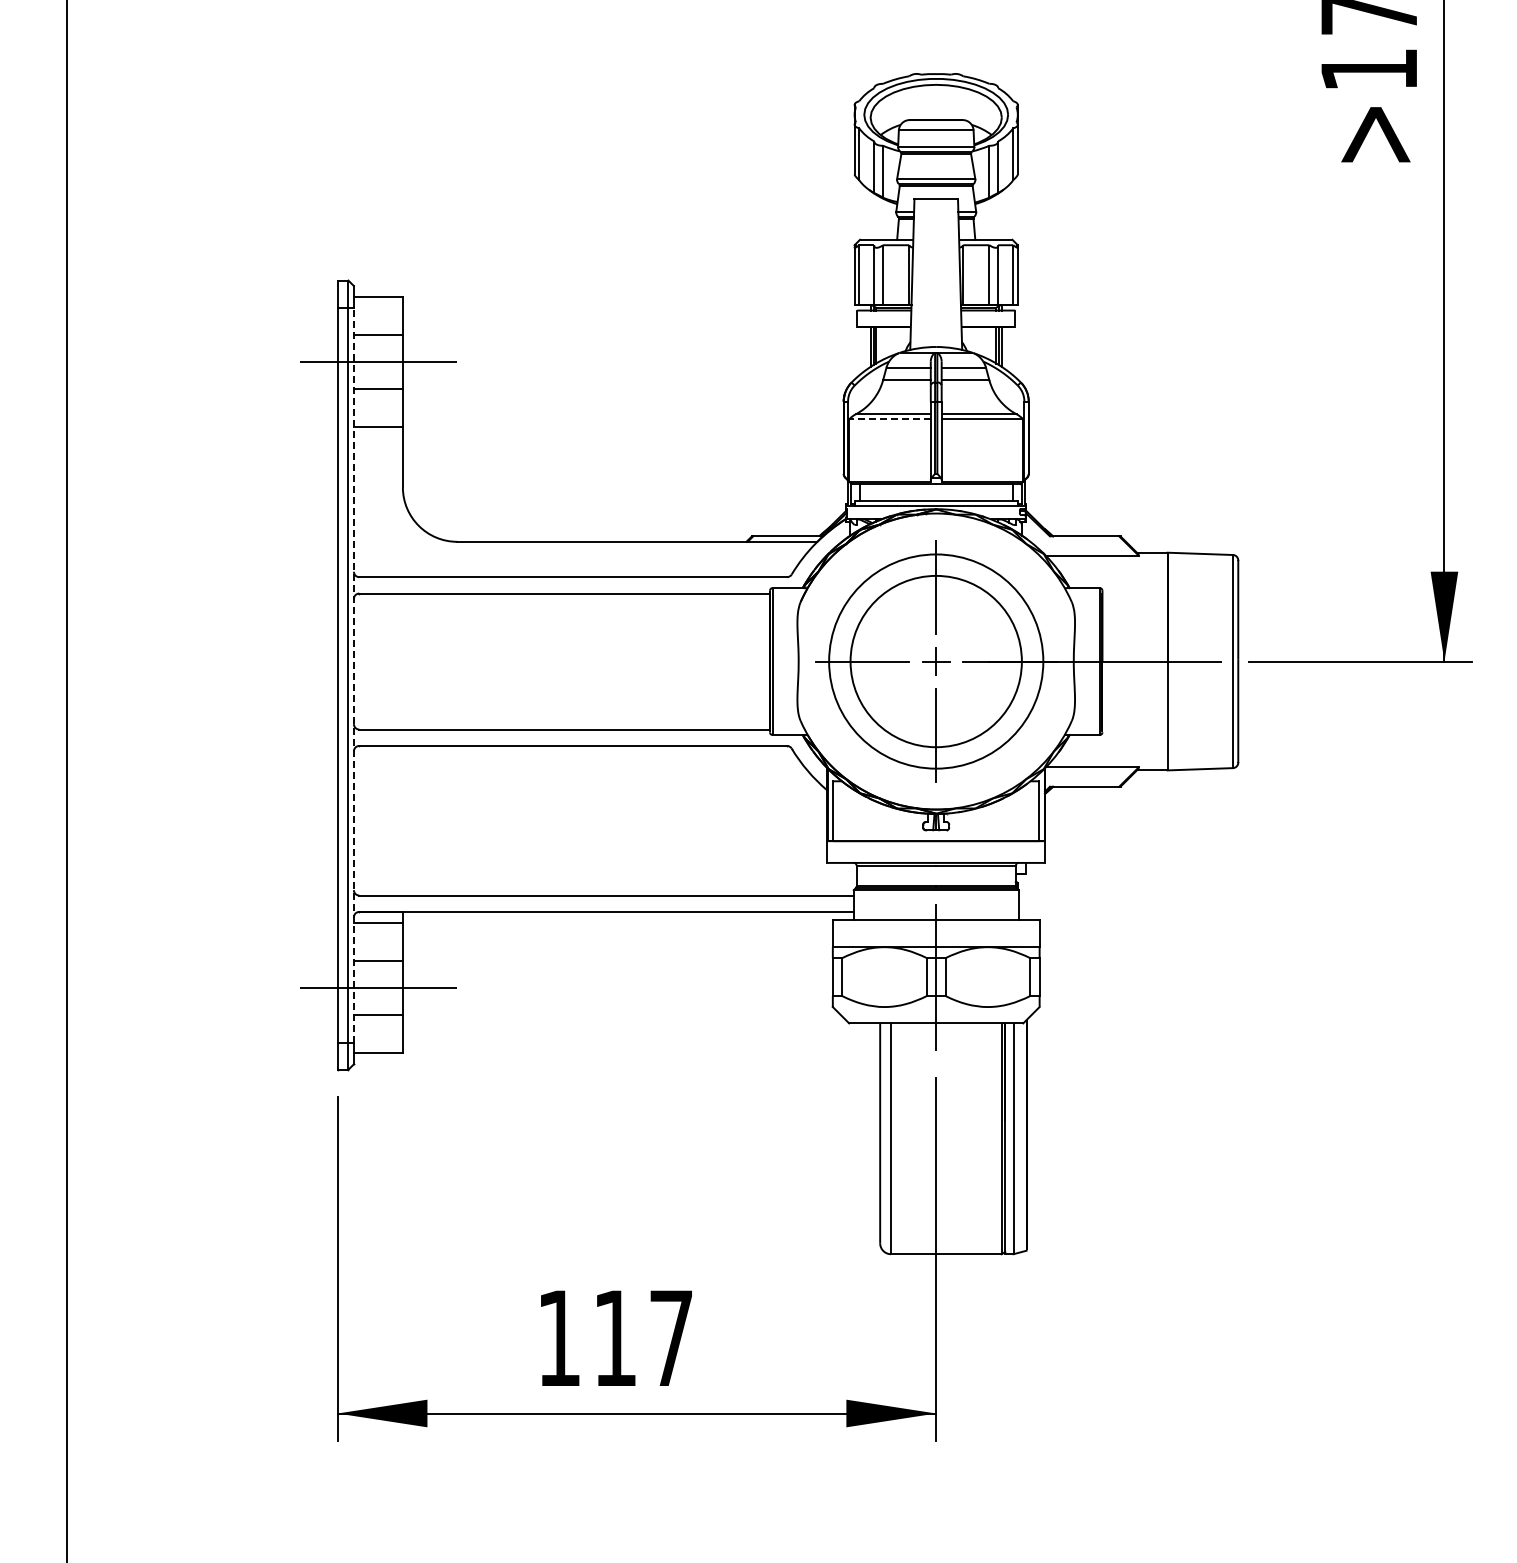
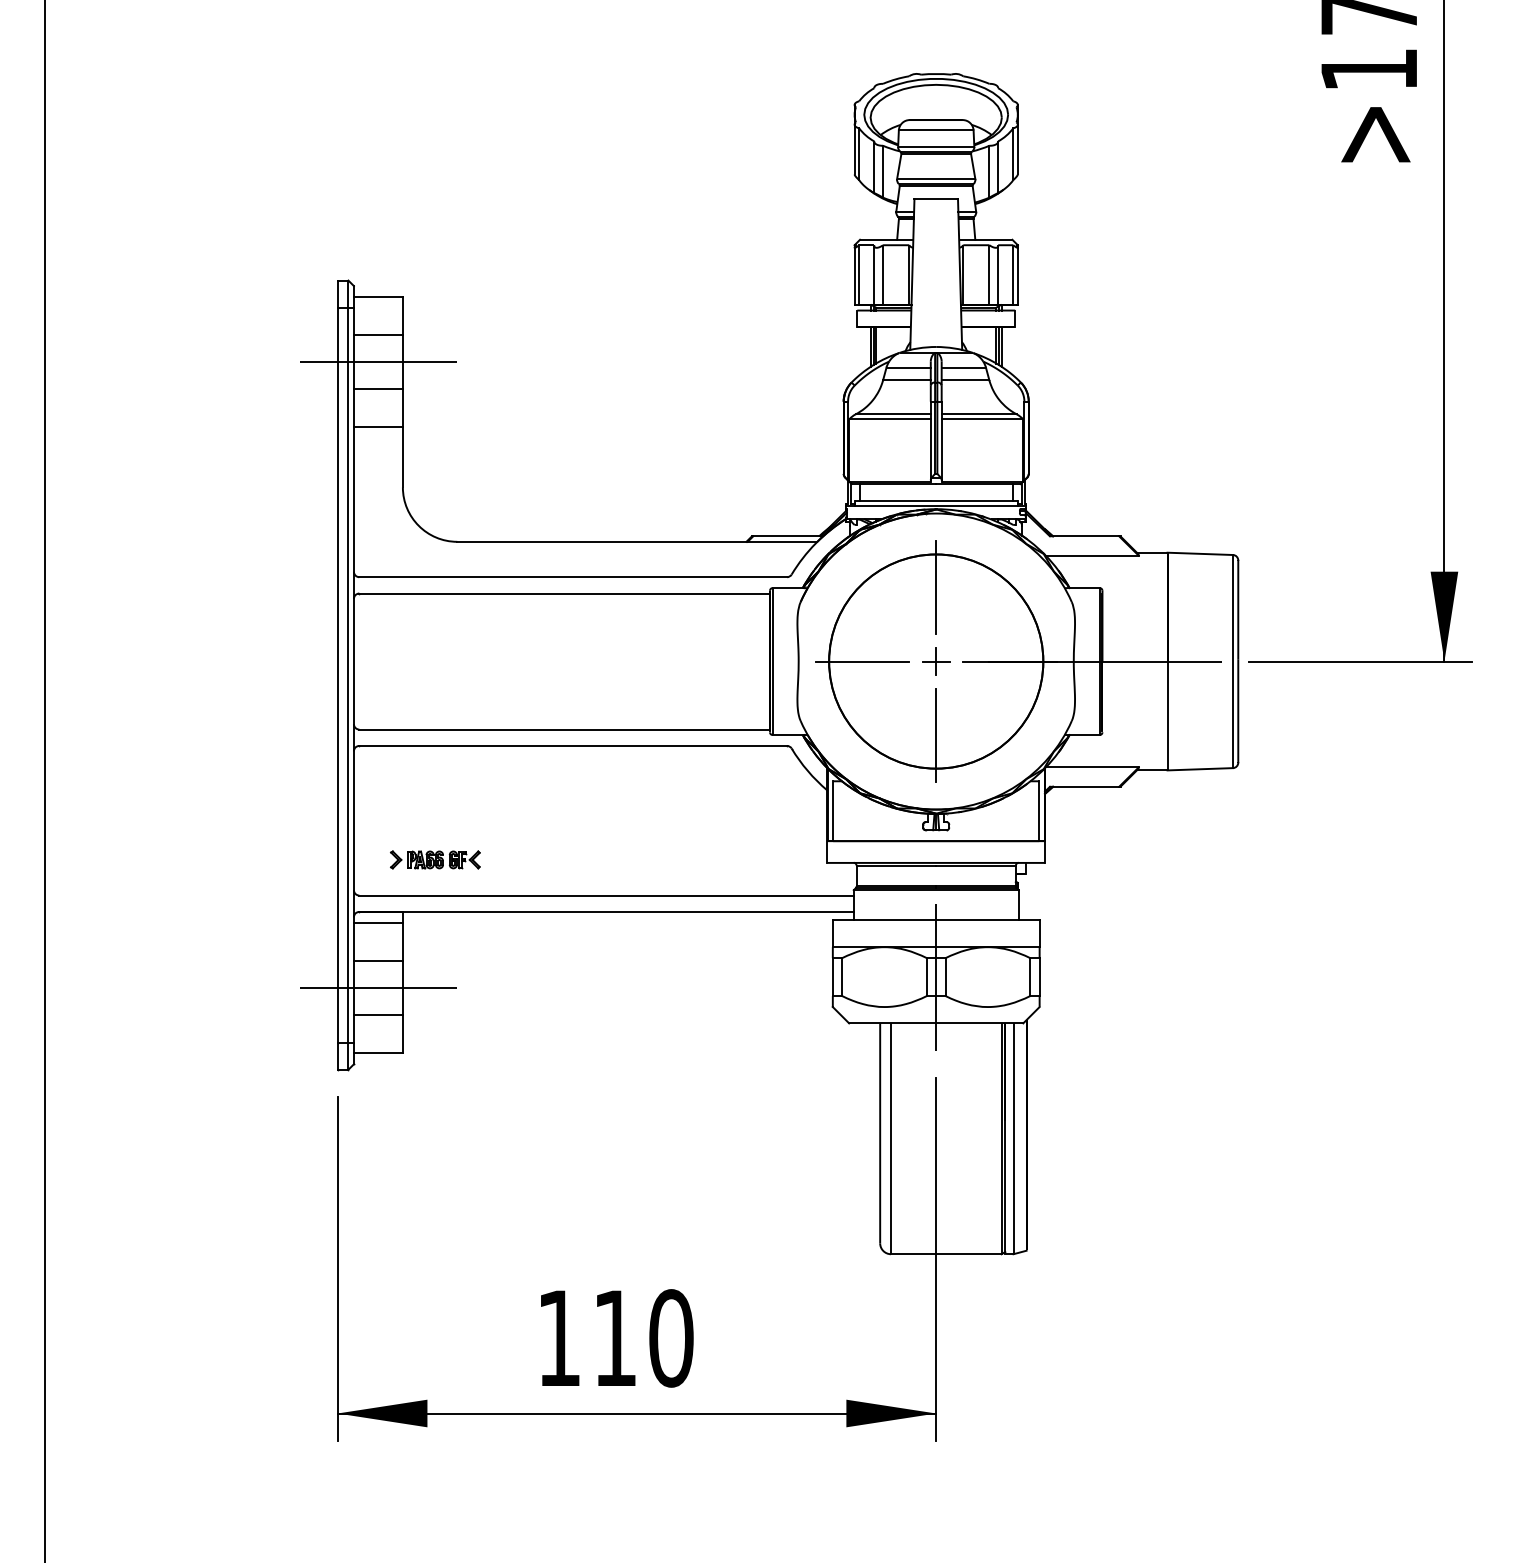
line: dashed -> solid (890, 419)
circle diameter: 171 px -> 214 px (936, 661)
line: dashed -> solid (353, 674)
line position: (67, 780) -> (45, 780) (45, 780)
part: none -> present (435, 859)
text: 117 -> 110 (671, 1338)
